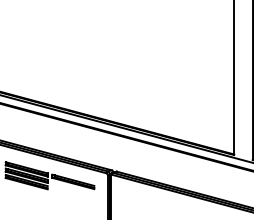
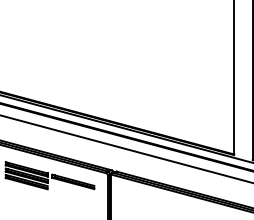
line: none -> present (126, 148)
